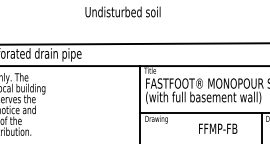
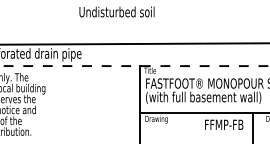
text position: (122, 11) -> (116, 11) (116, 11)
line: solid -> dashed (135, 66)
line position: (262, 126) -> (253, 126) (253, 126)
text position: (218, 128) -> (224, 124) (224, 124)
